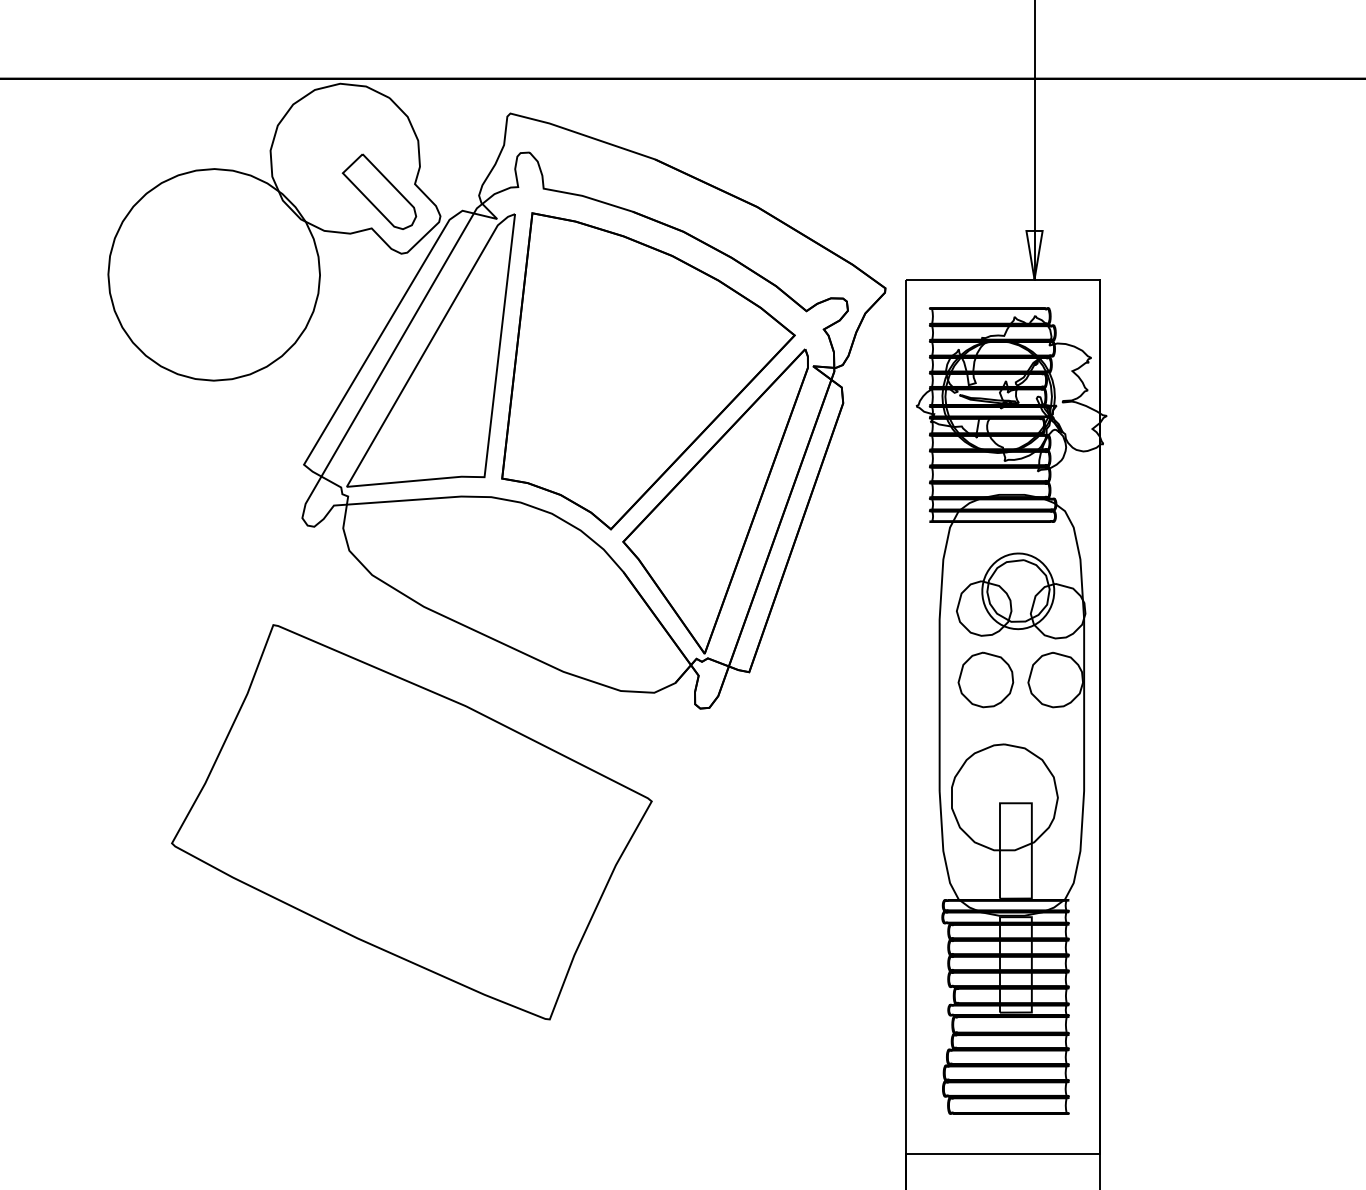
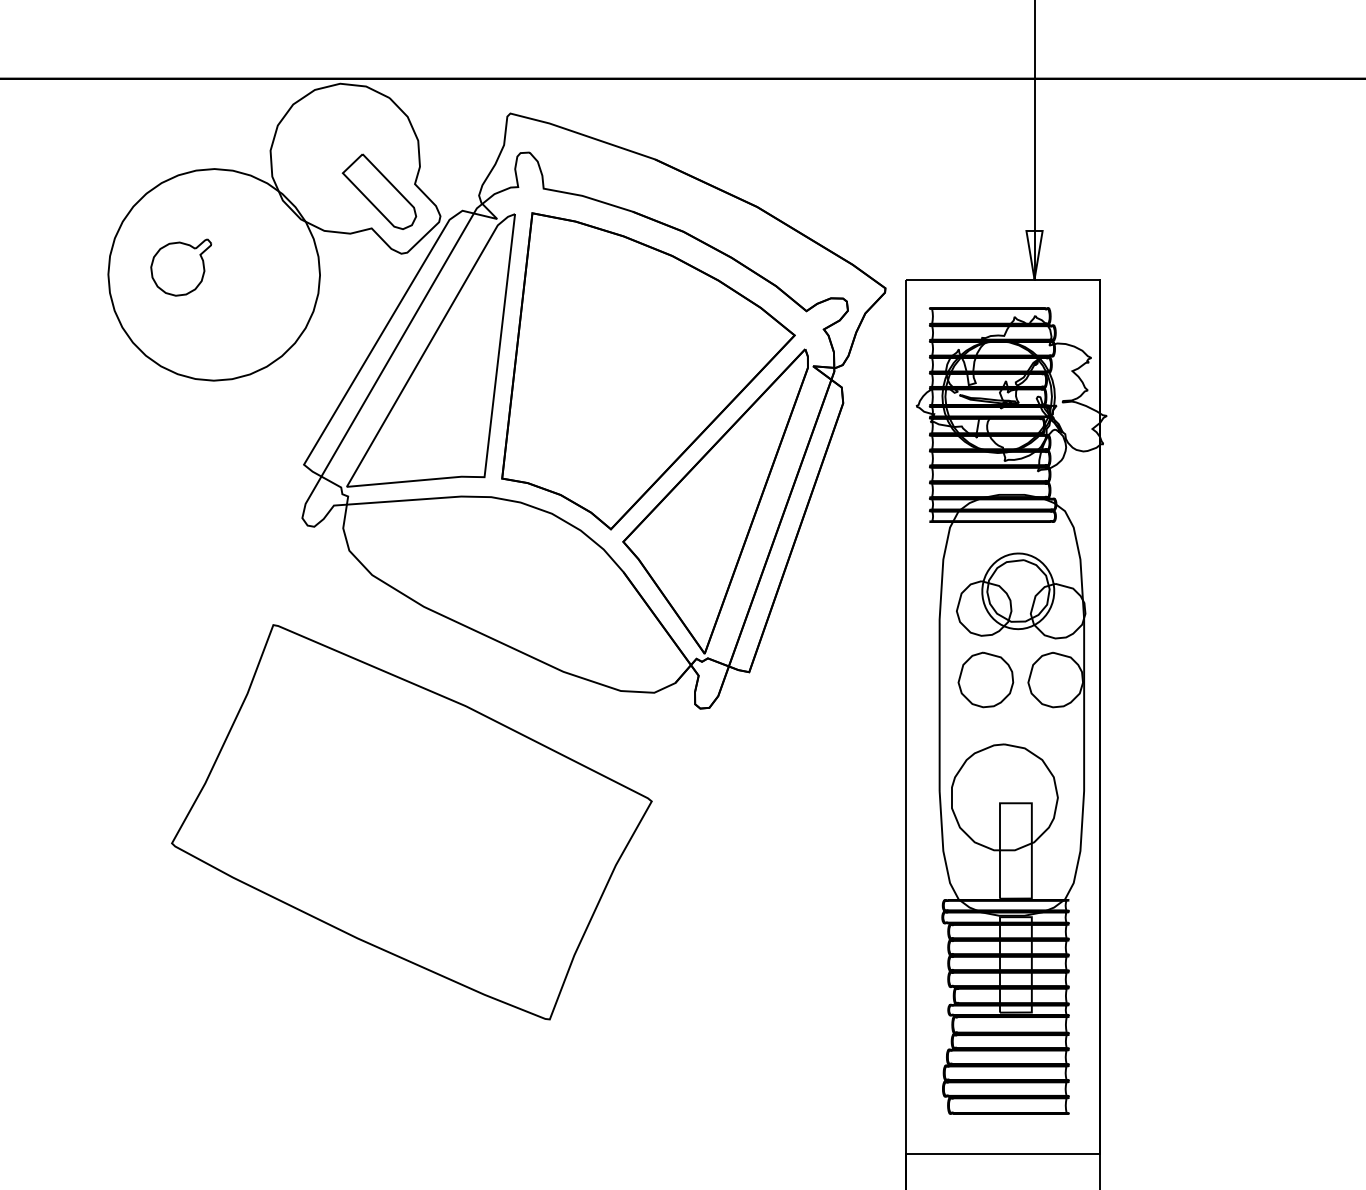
part: none -> present (181, 267)
